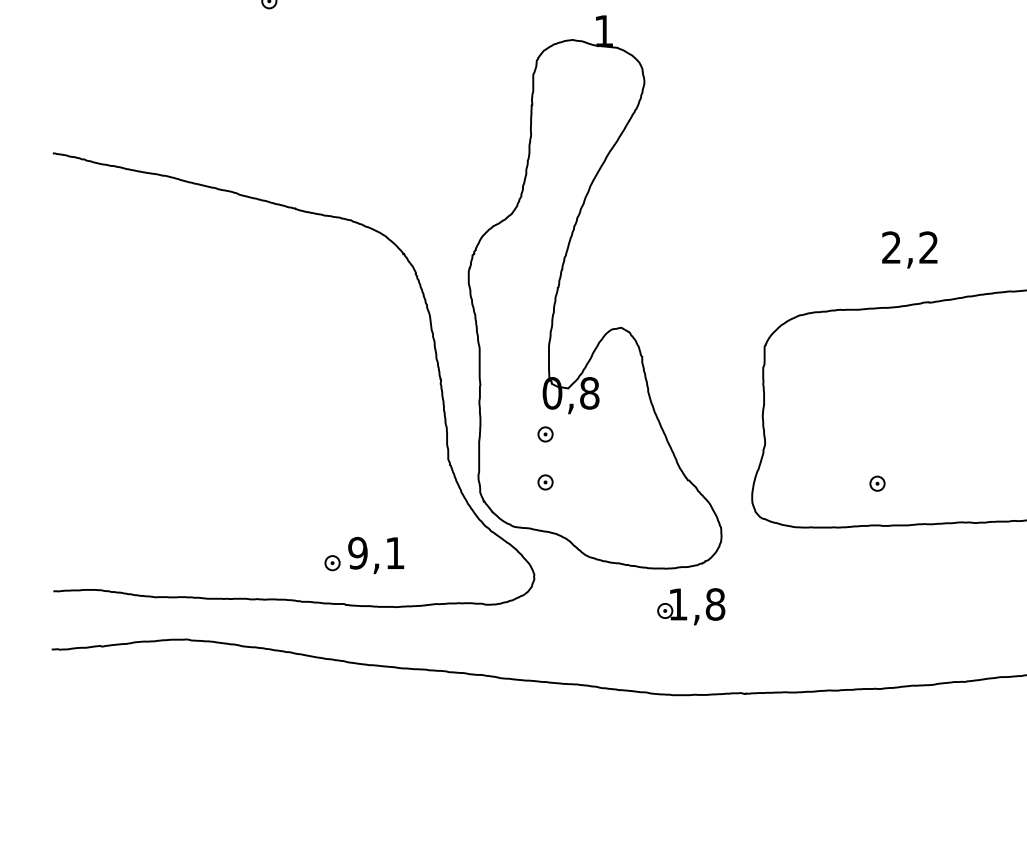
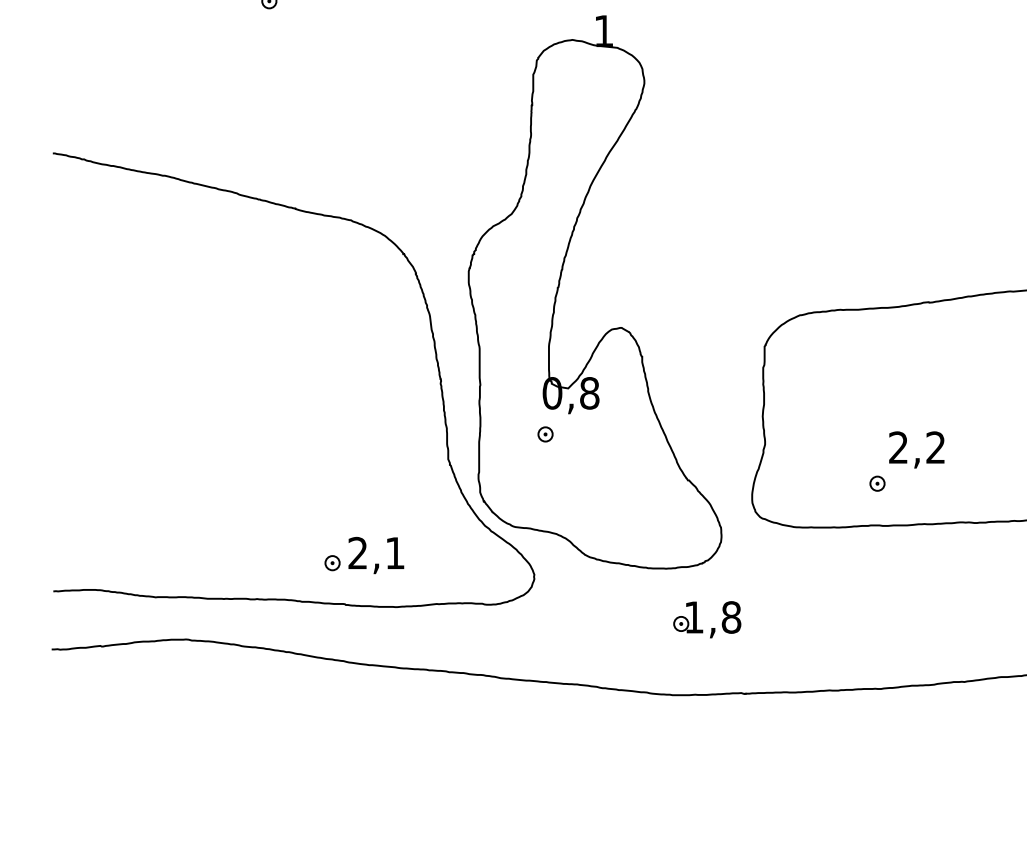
text position: (909, 249) -> (916, 449) (916, 449)
part: present -> none (545, 482)
text: 9,1 -> 2,1 (357, 553)
part position: (695, 615) -> (711, 628) (711, 628)
